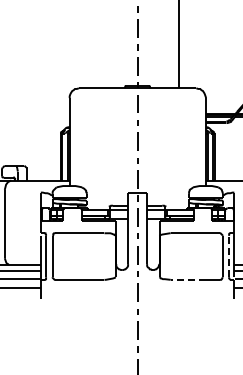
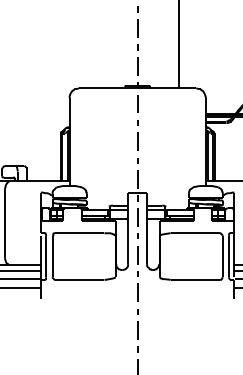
line: dashed -> solid (229, 256)
line: dashed -> solid (188, 279)
